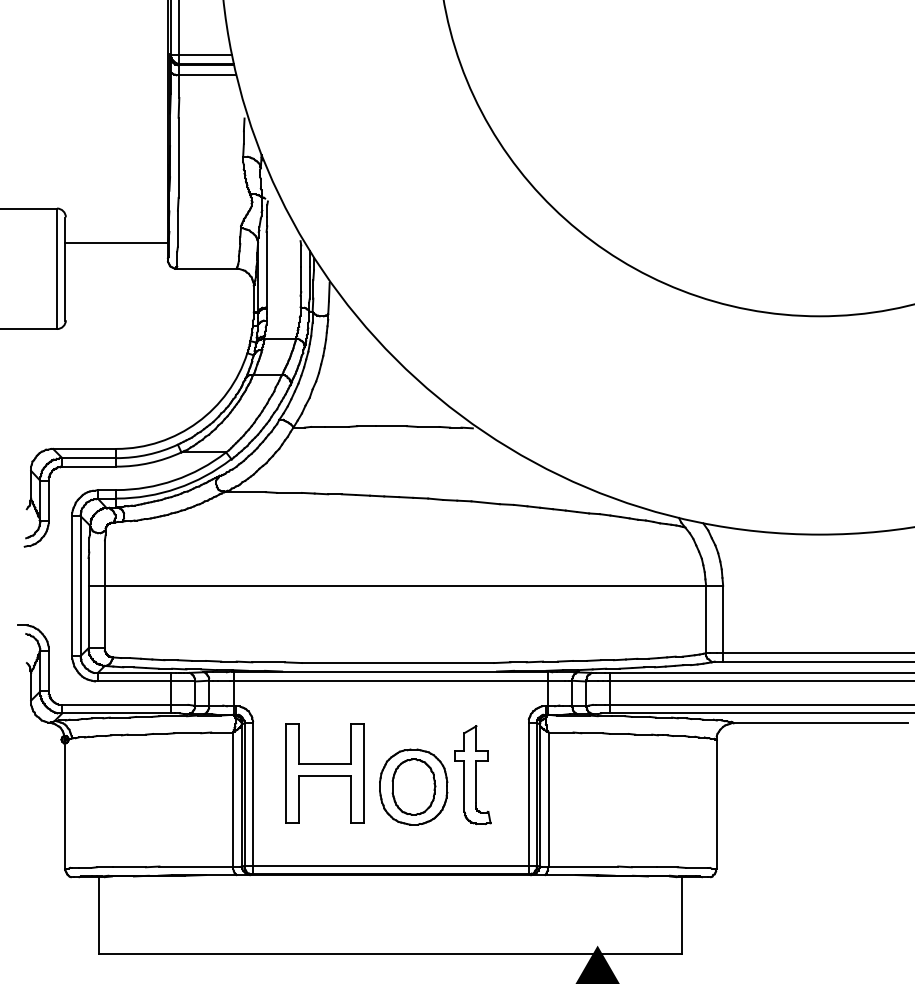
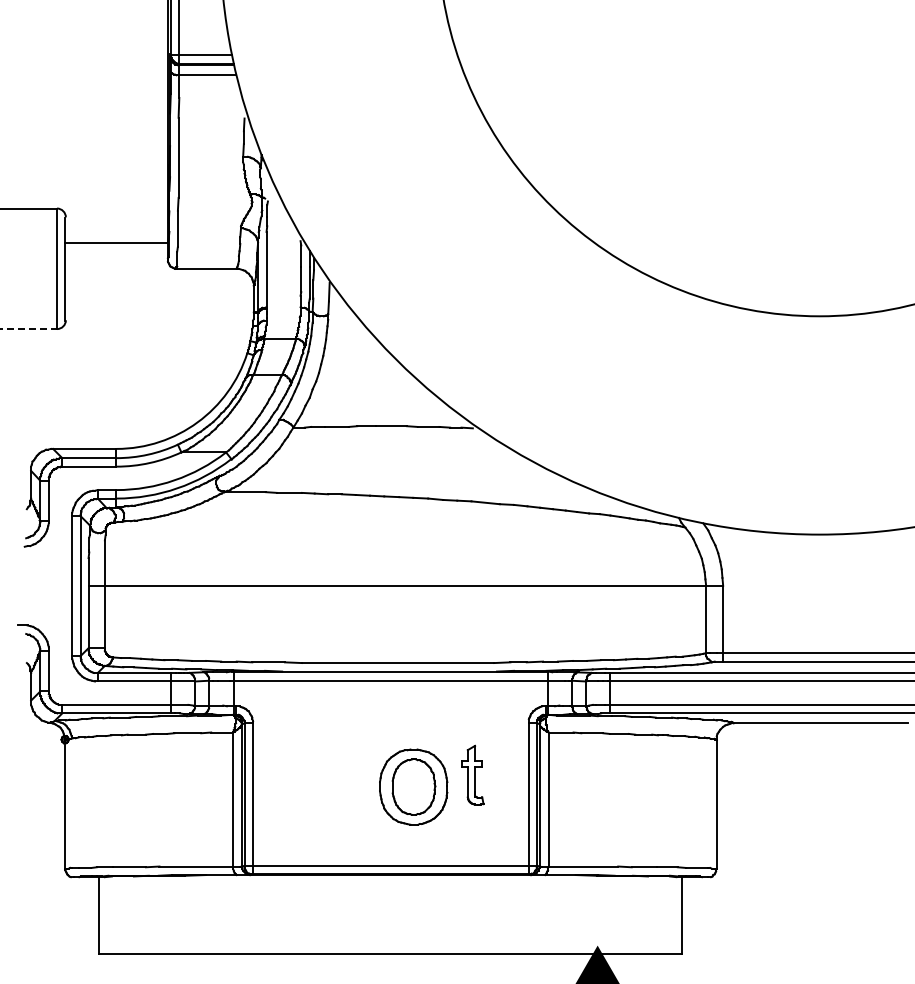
line: solid -> dashed (28, 329)
part: present -> none (324, 773)
part size: 38x101 px -> 24x62 px (472, 774)
